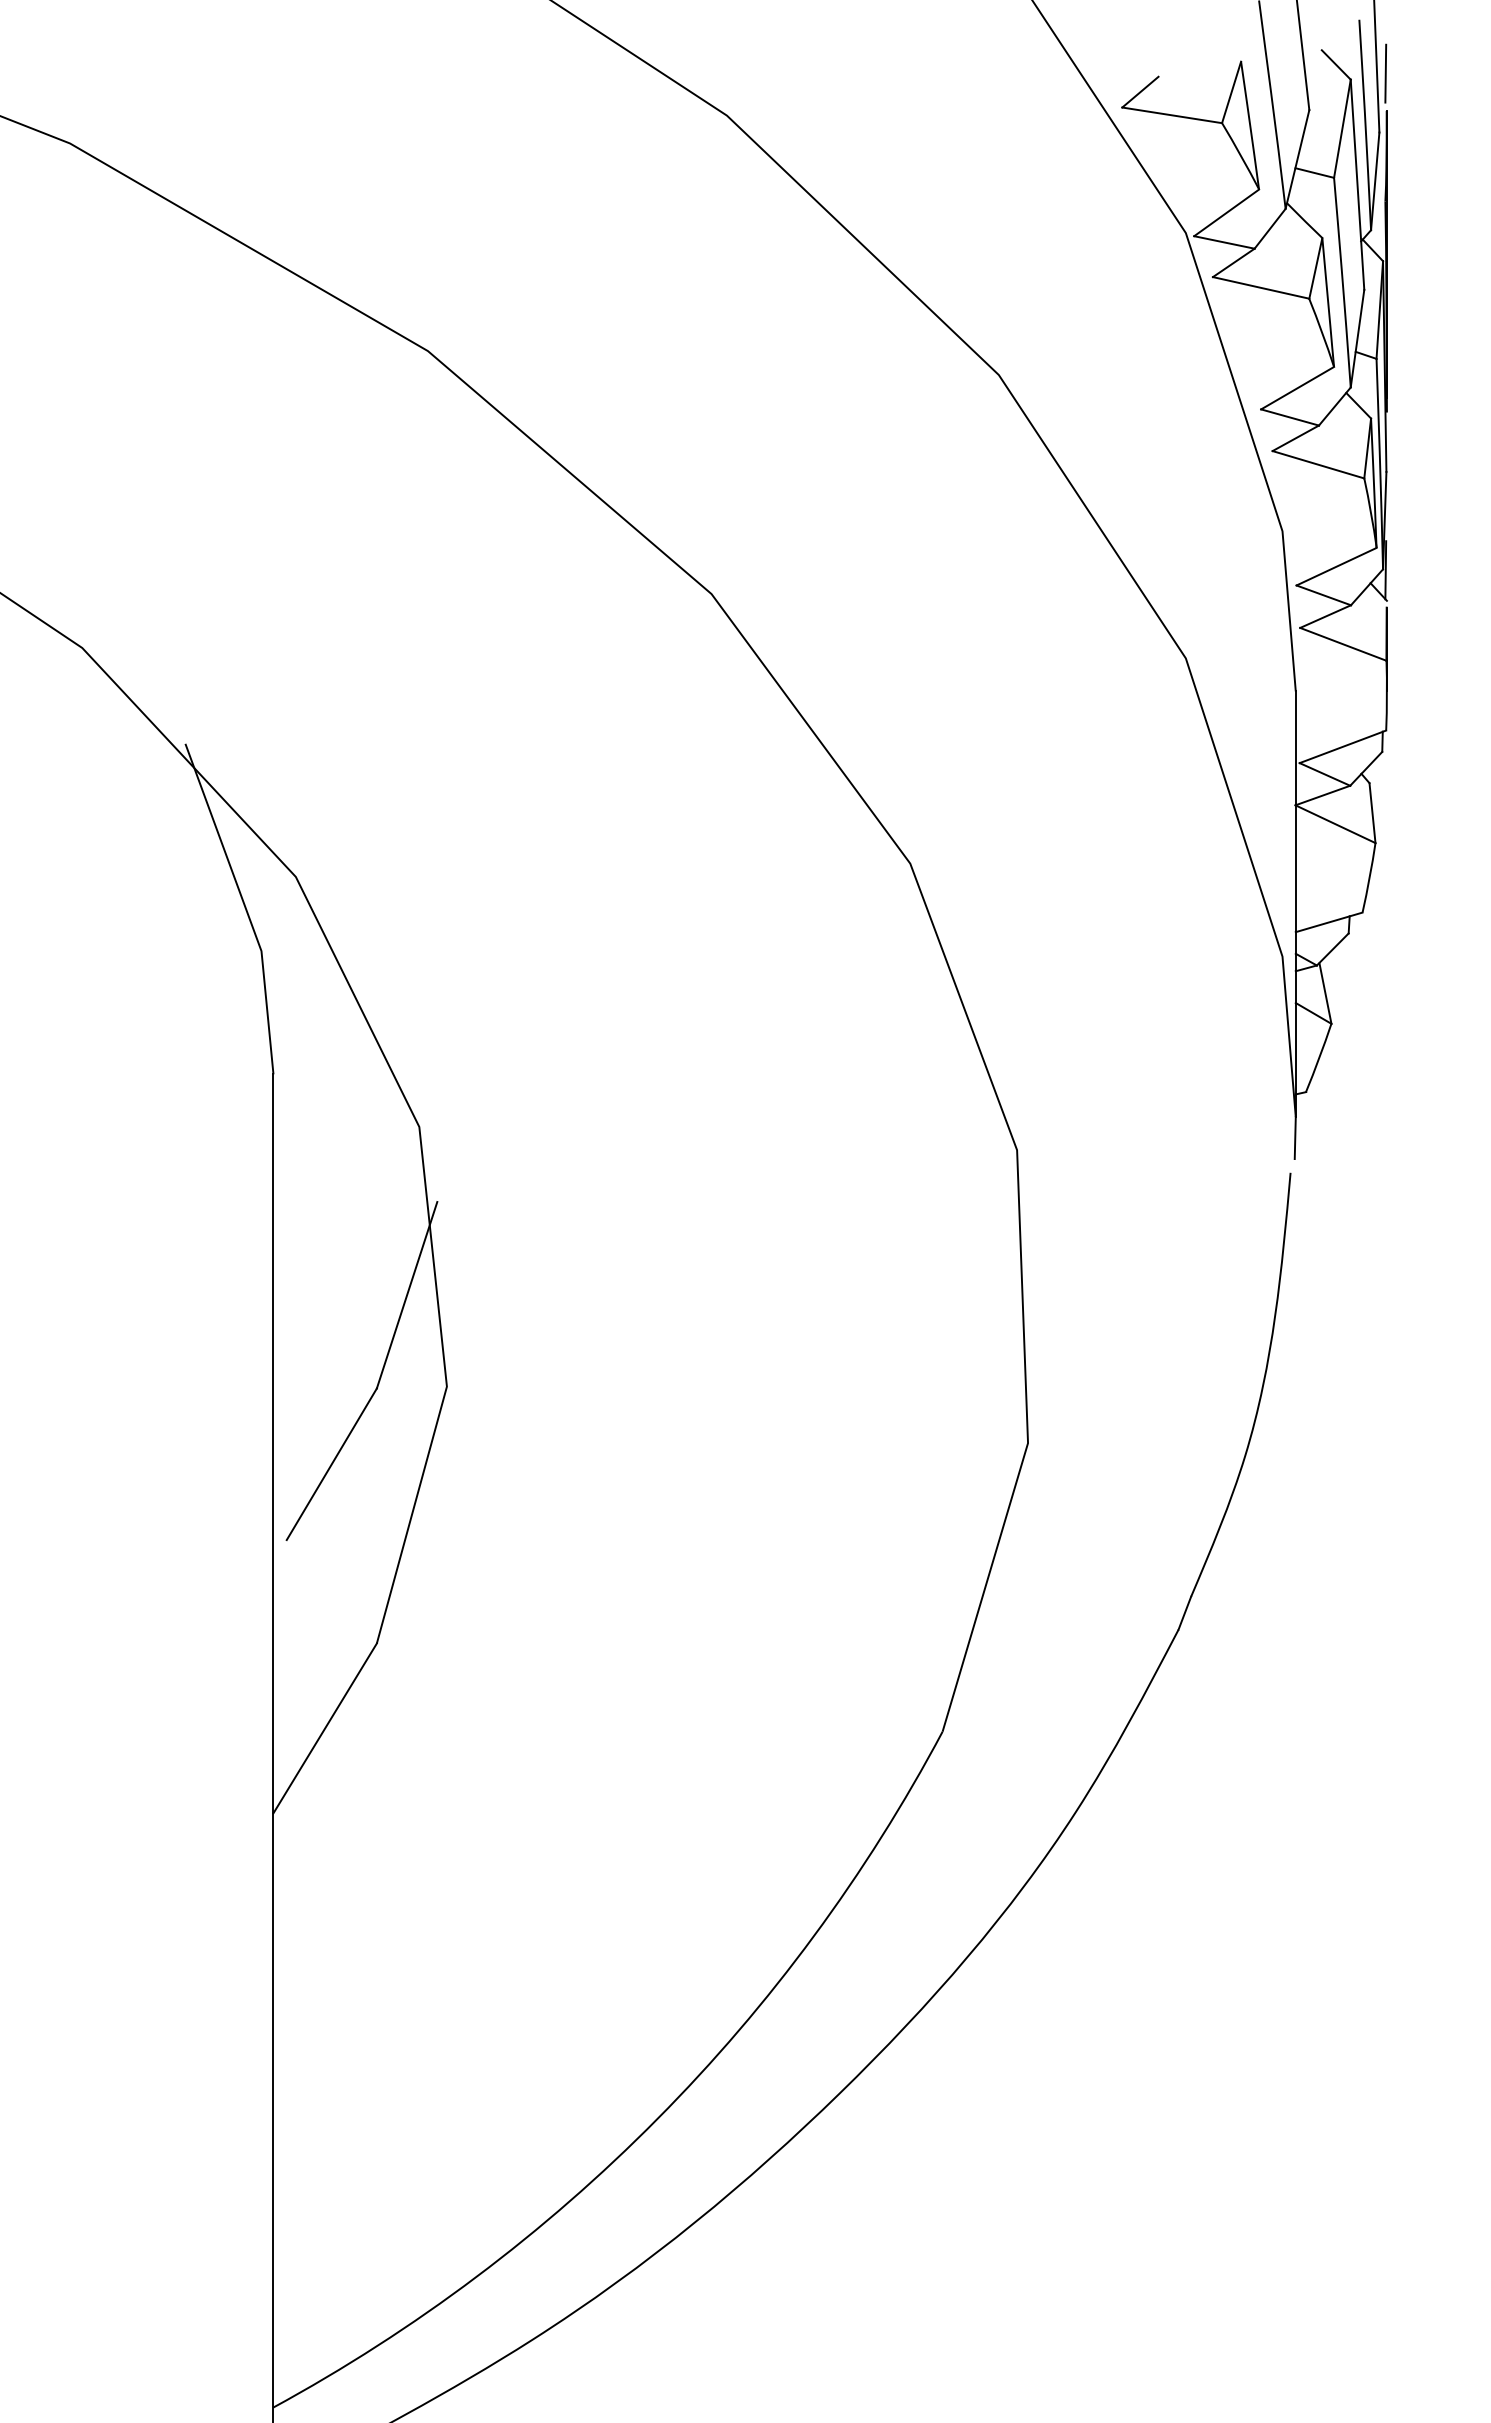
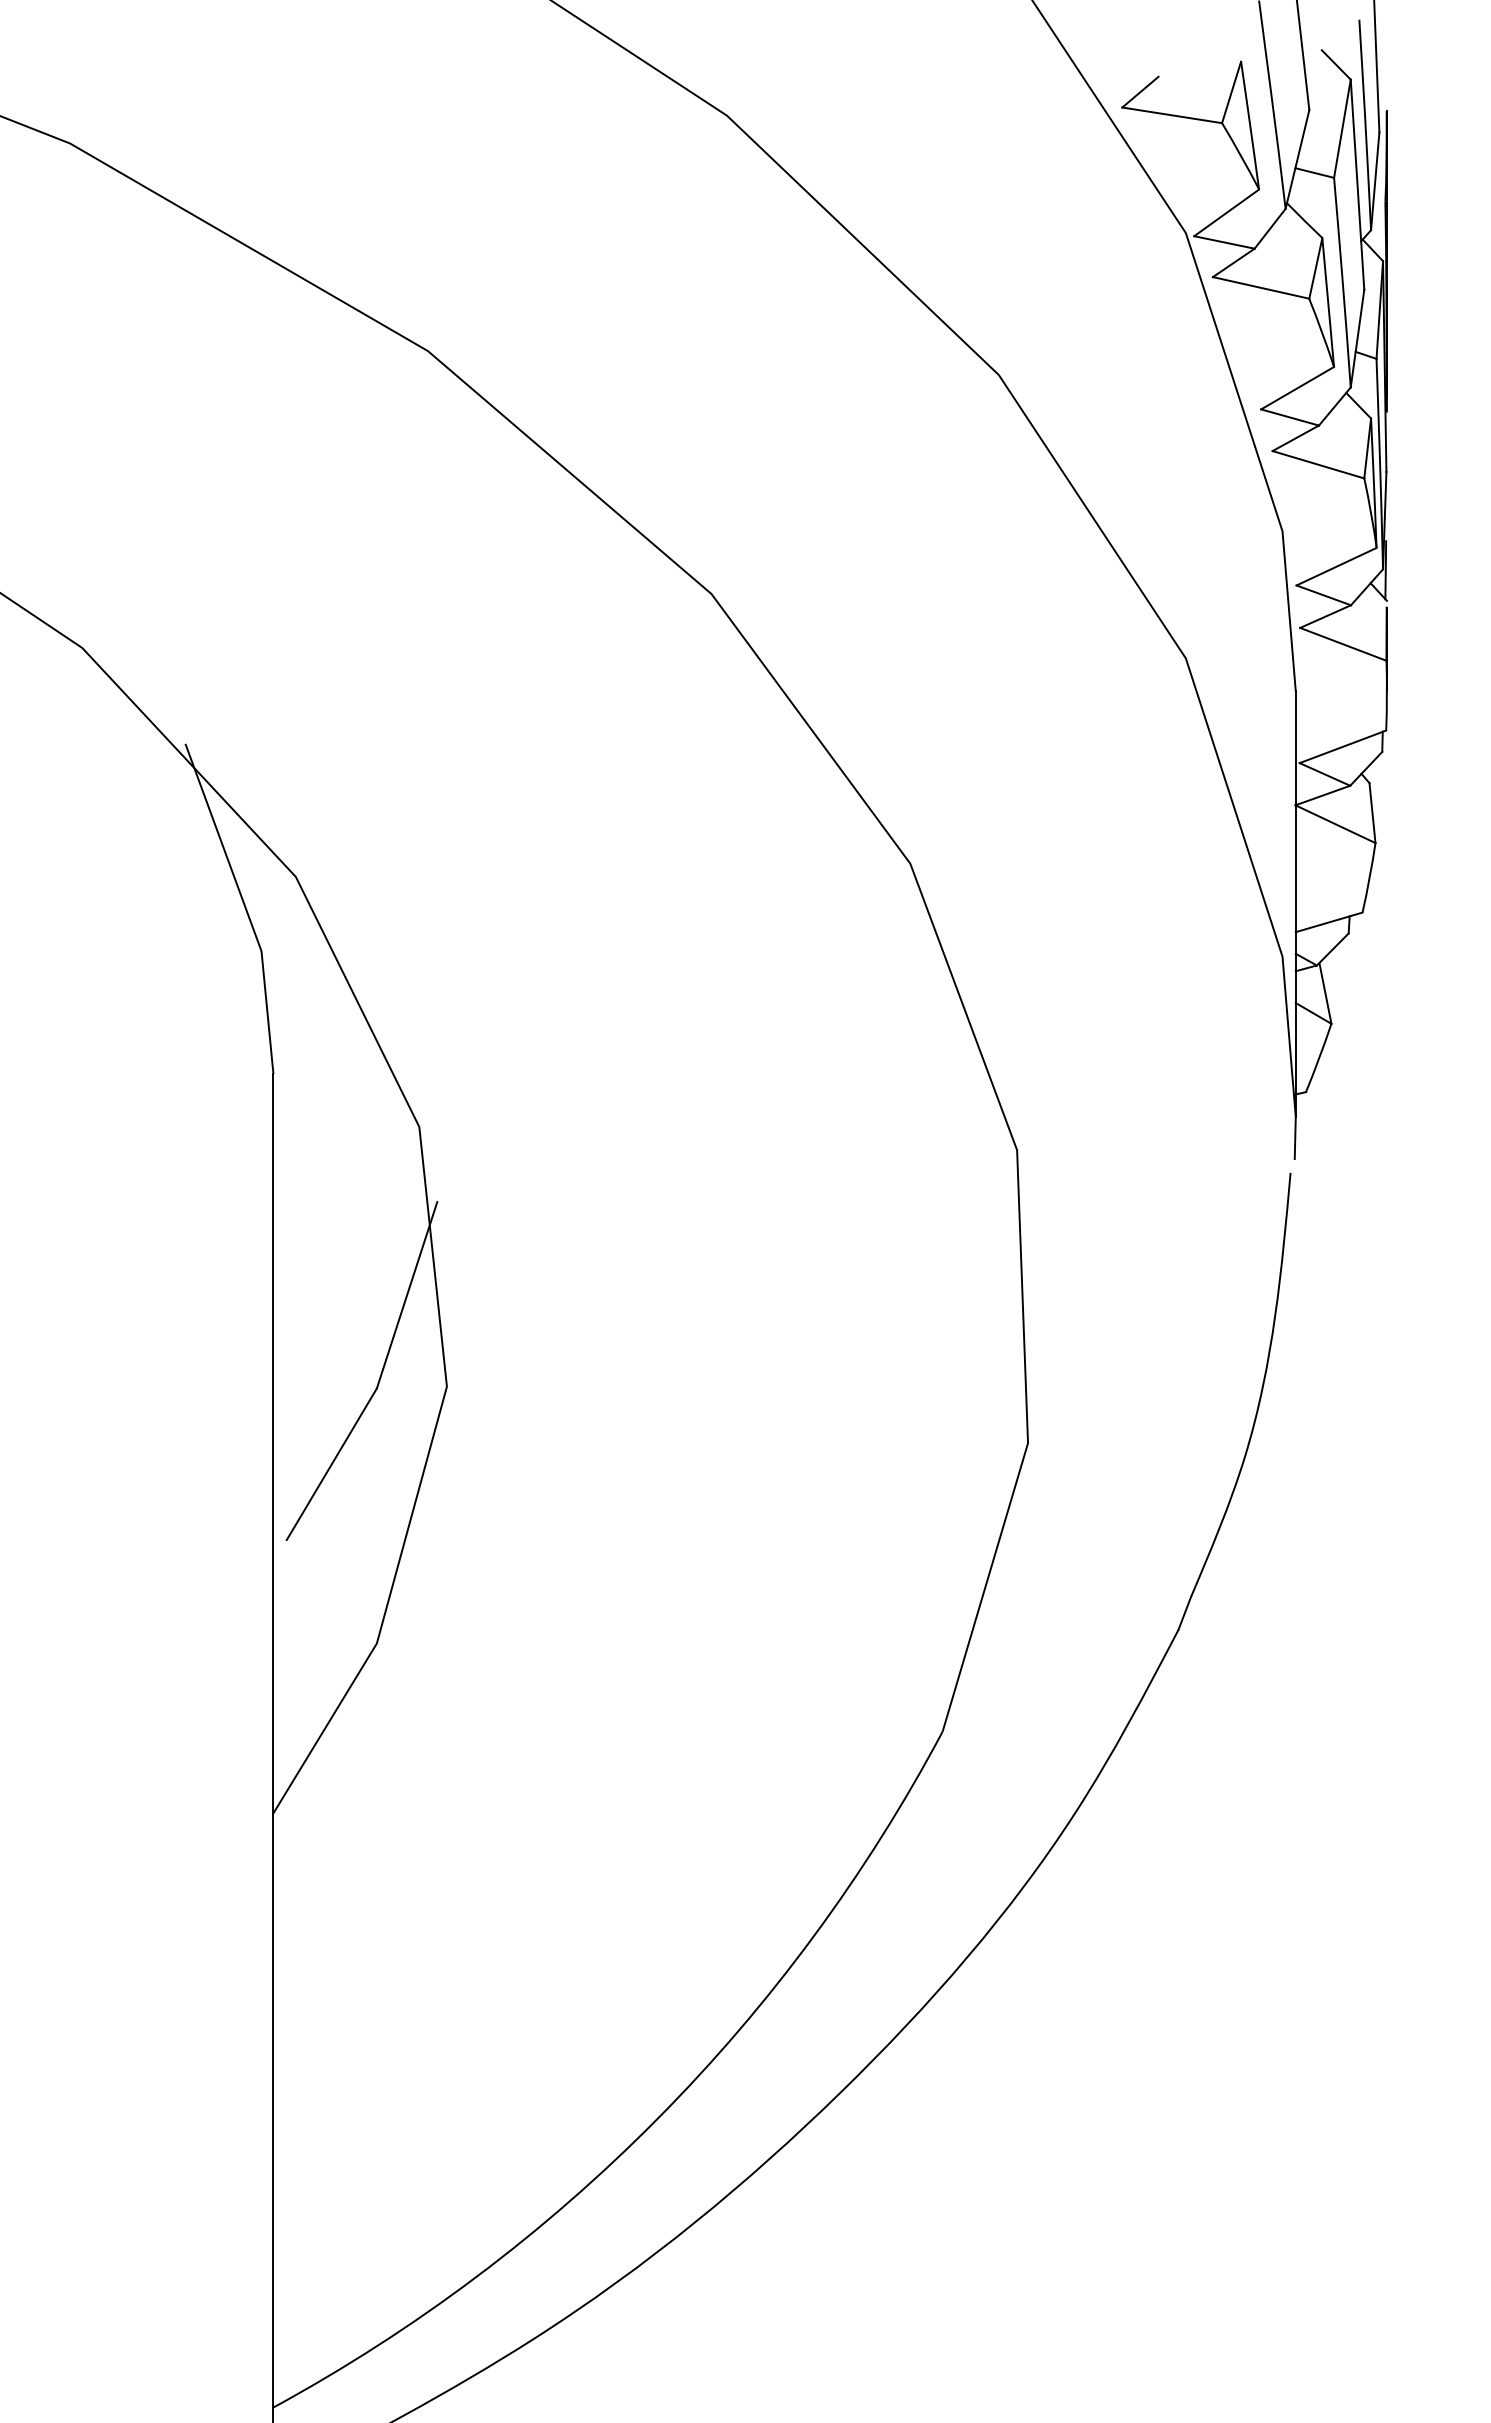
line: present -> none (1385, 73)
